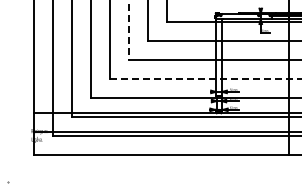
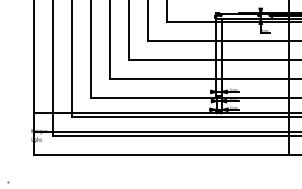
line: dashed -> solid (129, 30)
line: dashed -> solid (206, 79)
